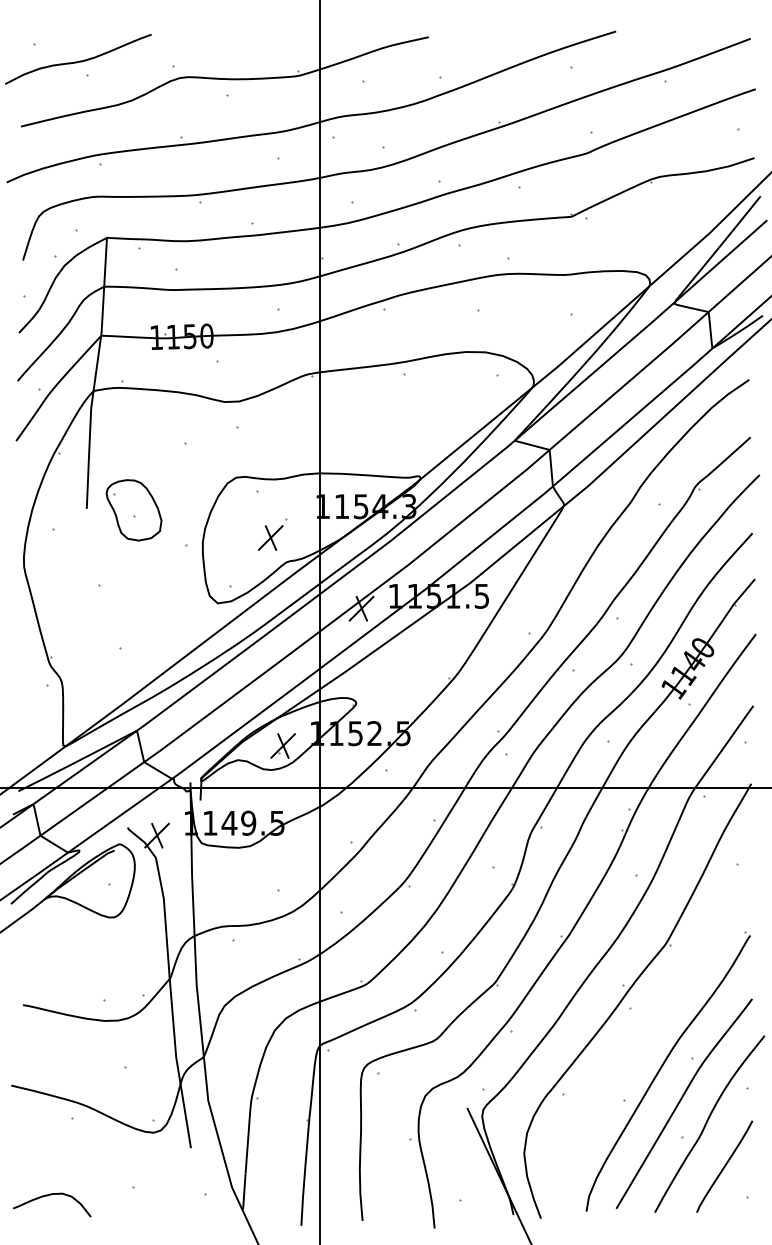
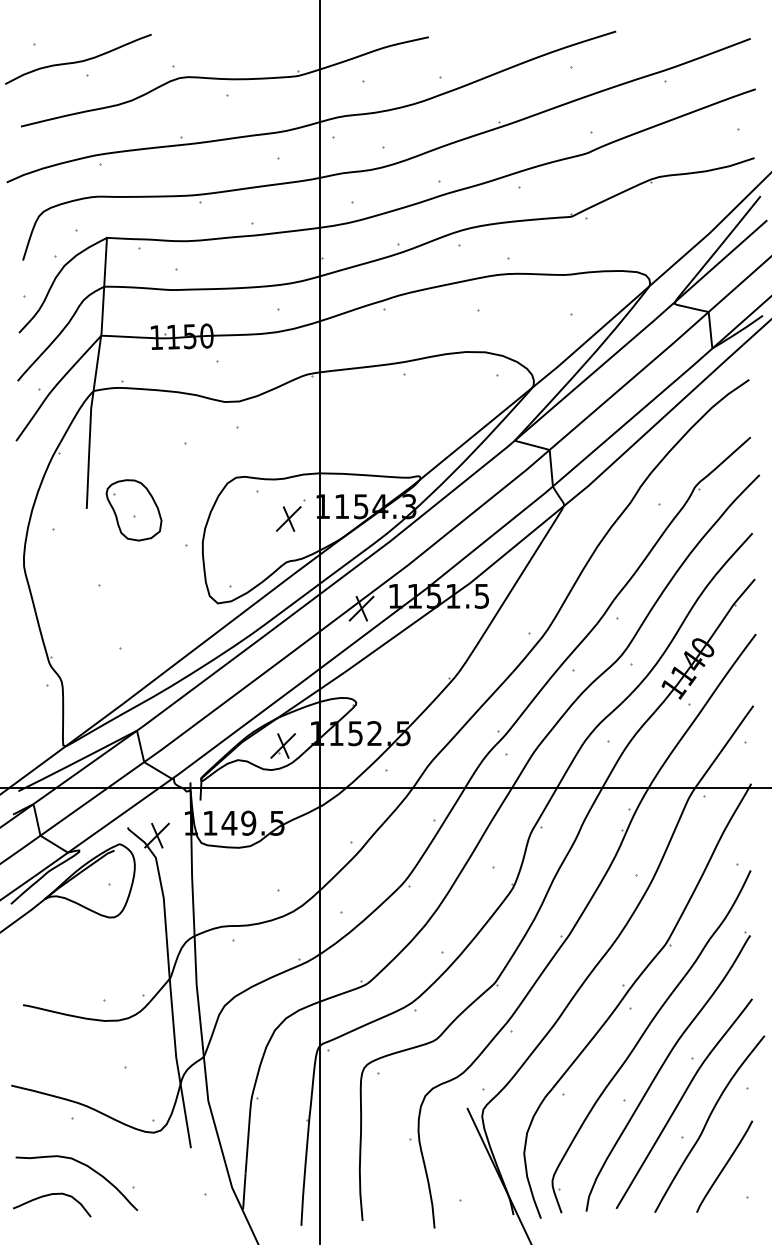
part position: (272, 534) -> (290, 515) (290, 515)
part: none -> present (642, 1037)
curve: none -> present (83, 1165)
